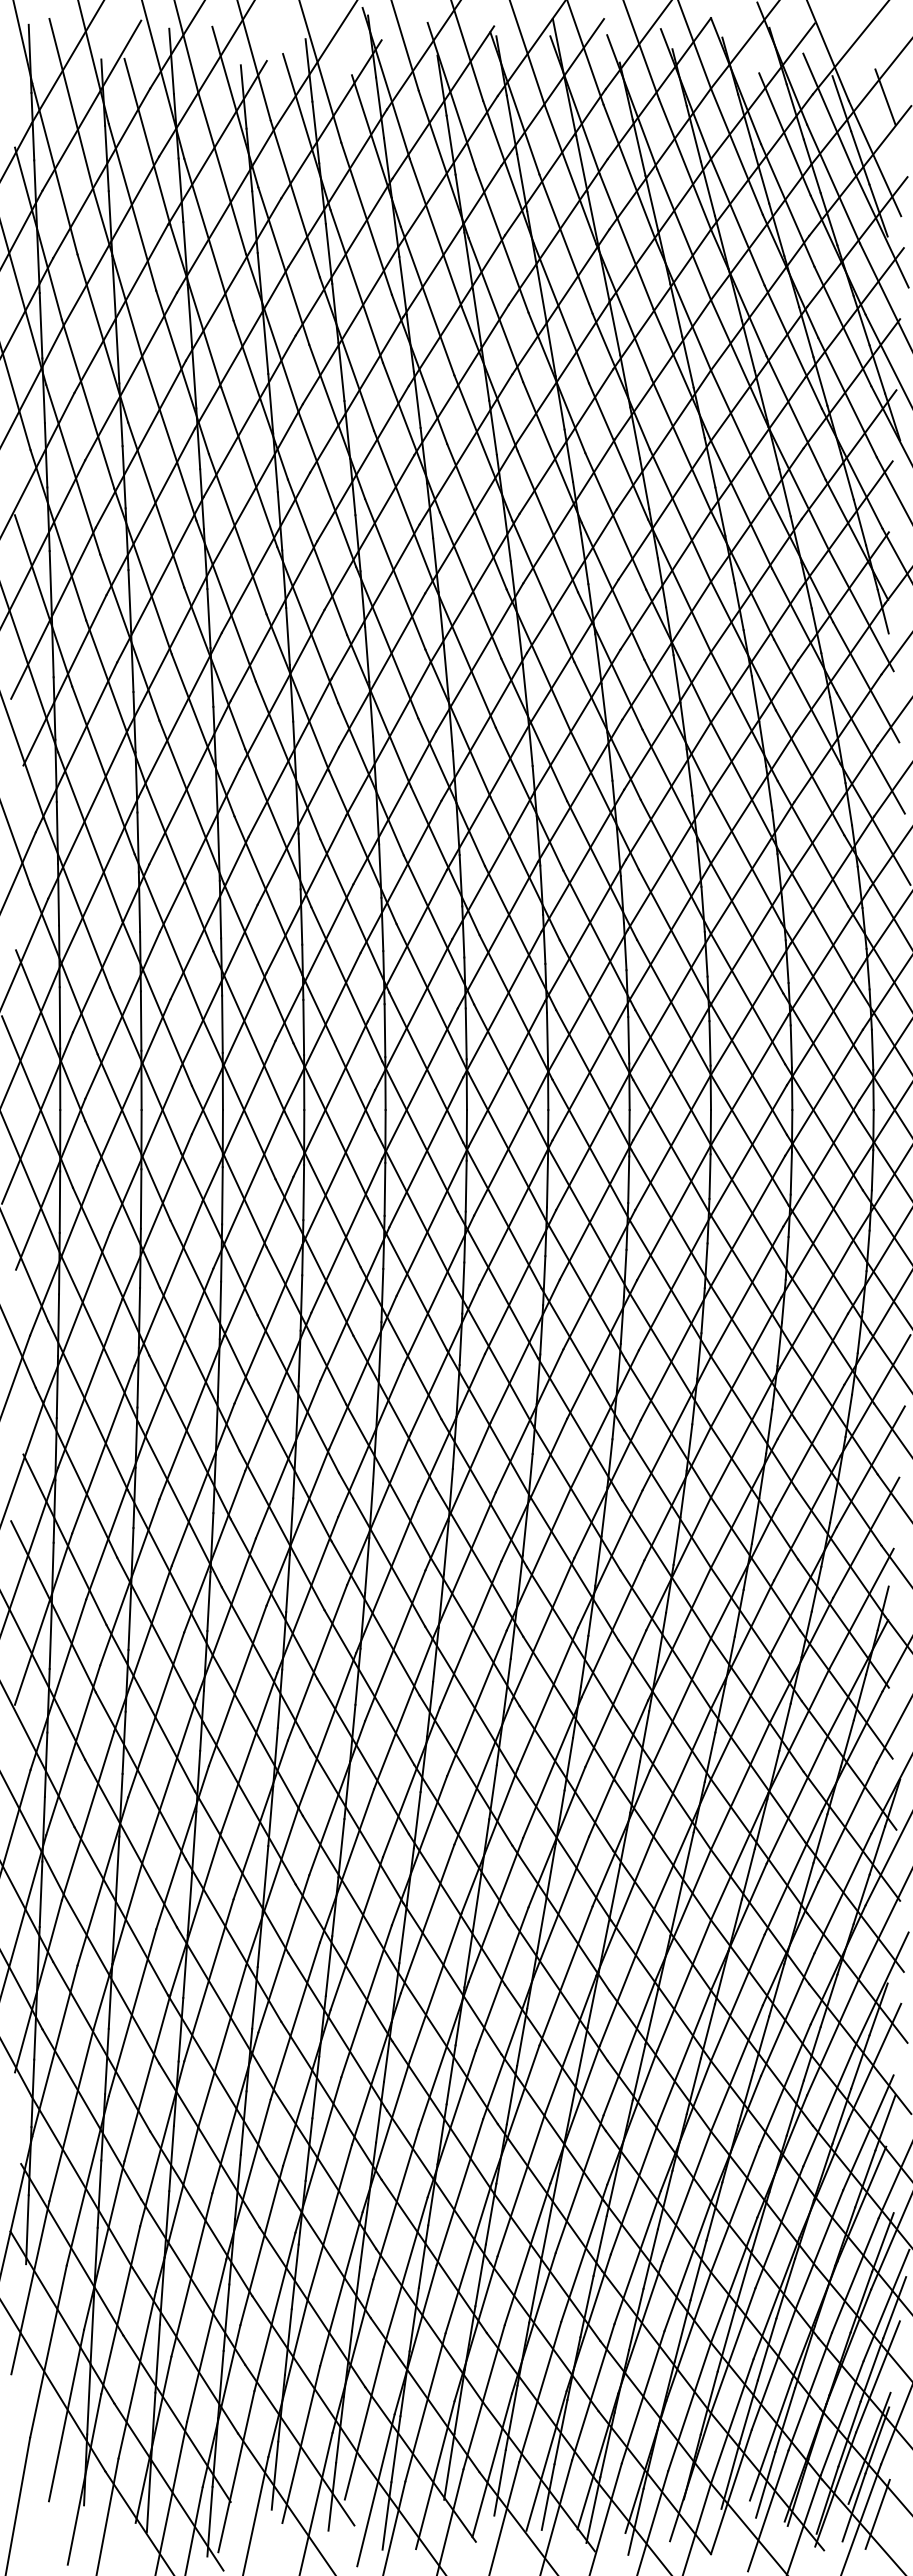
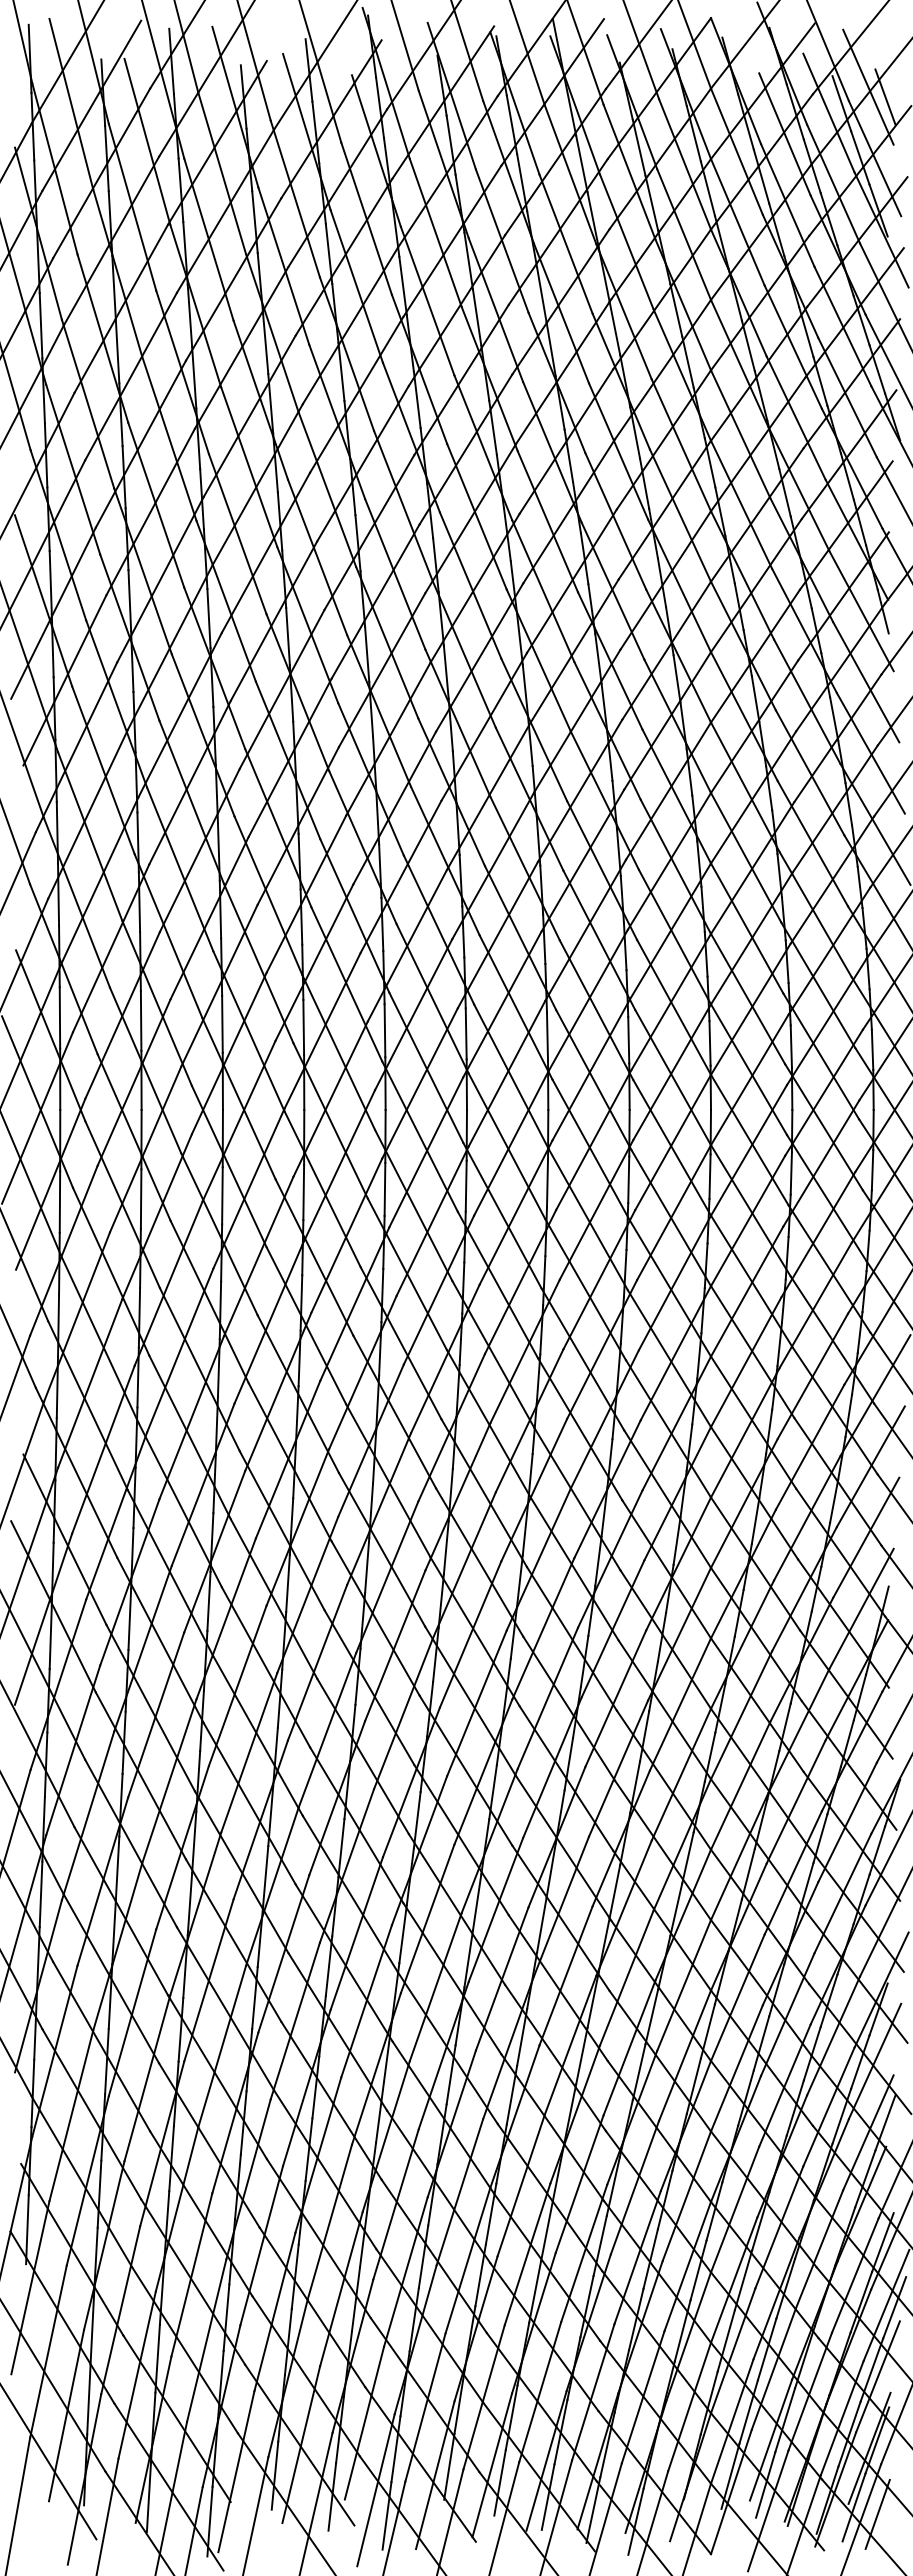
line: none -> present (868, 86)
line: none -> present (49, 2463)
